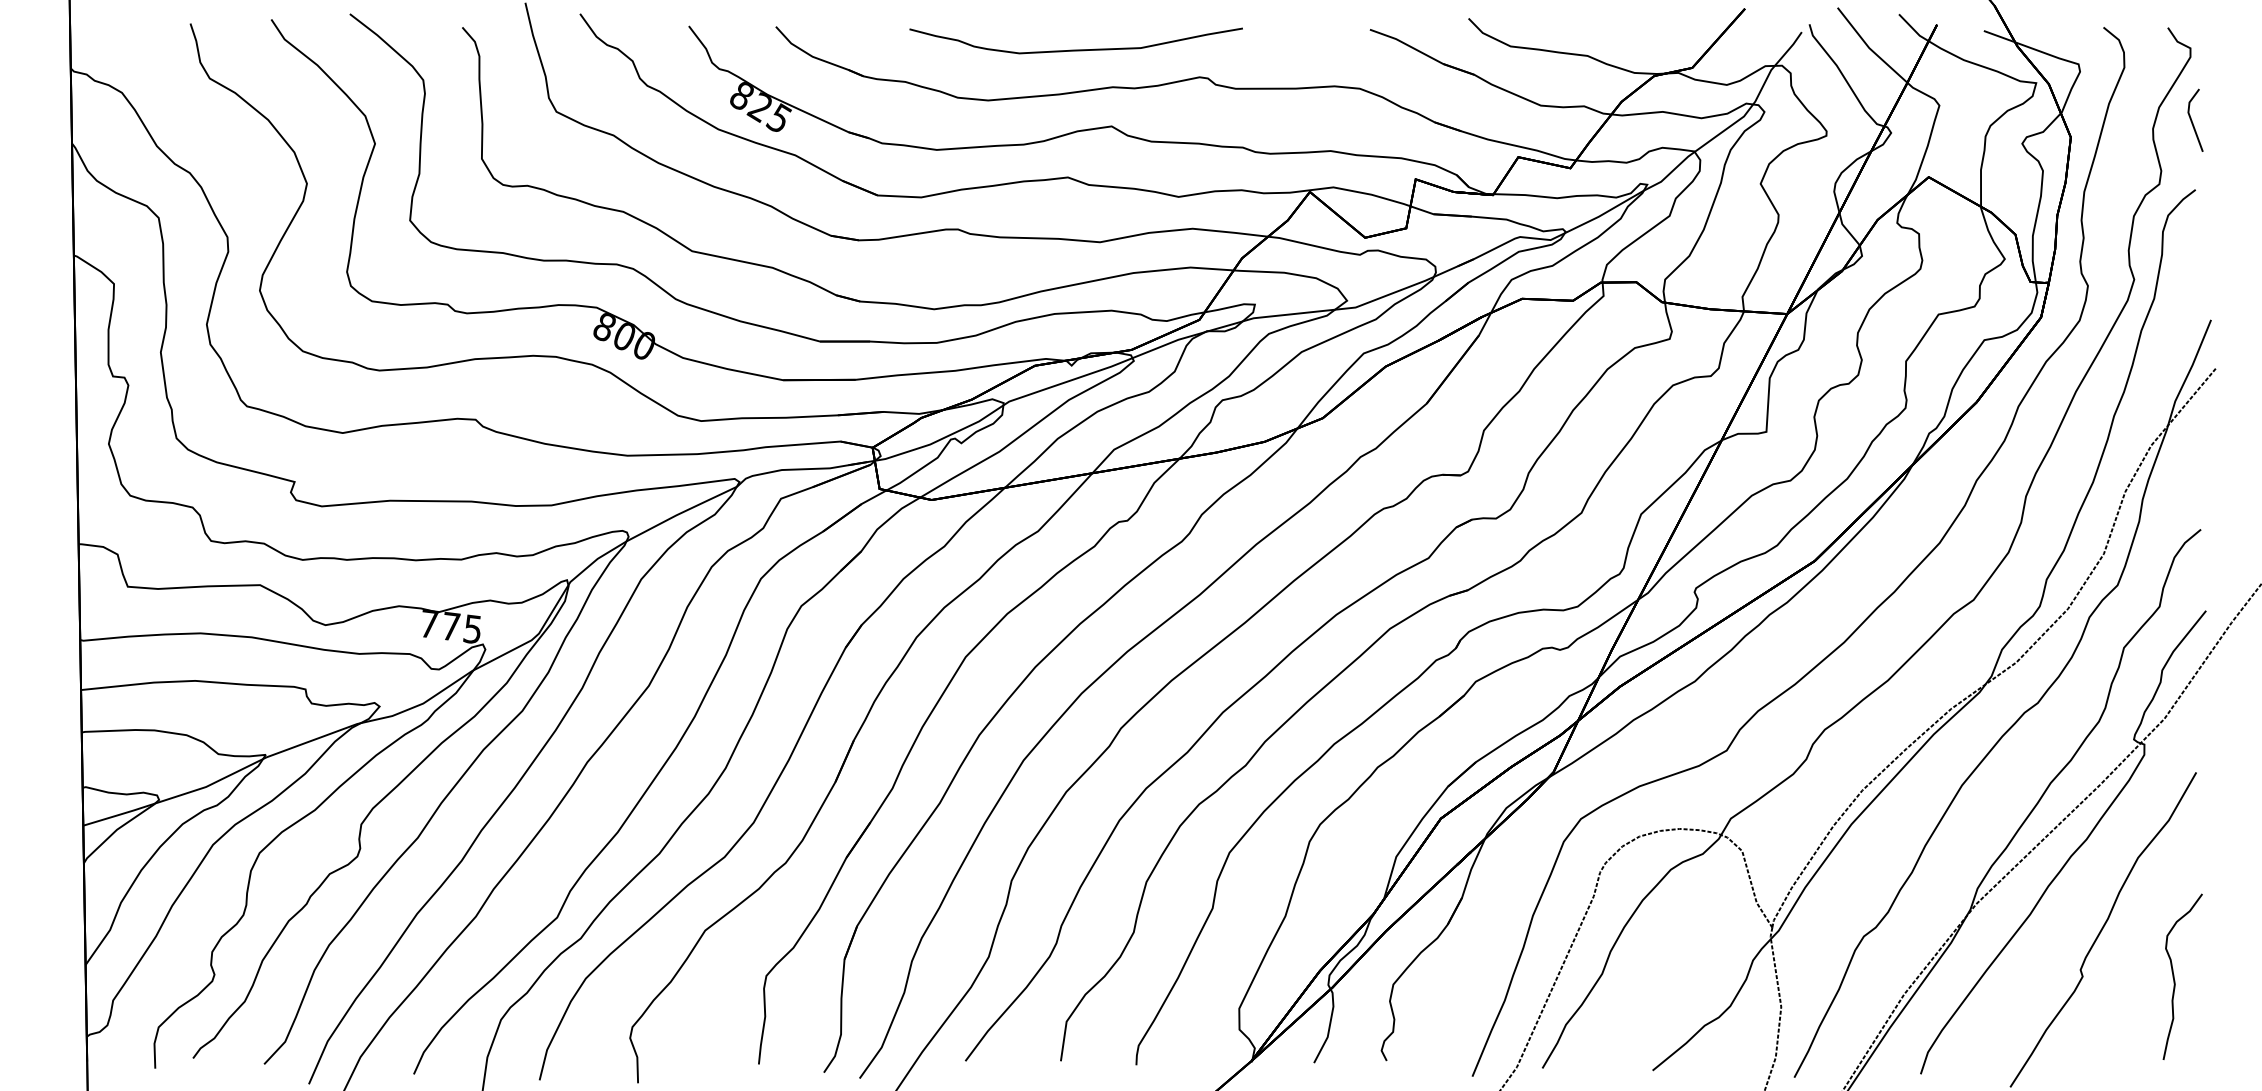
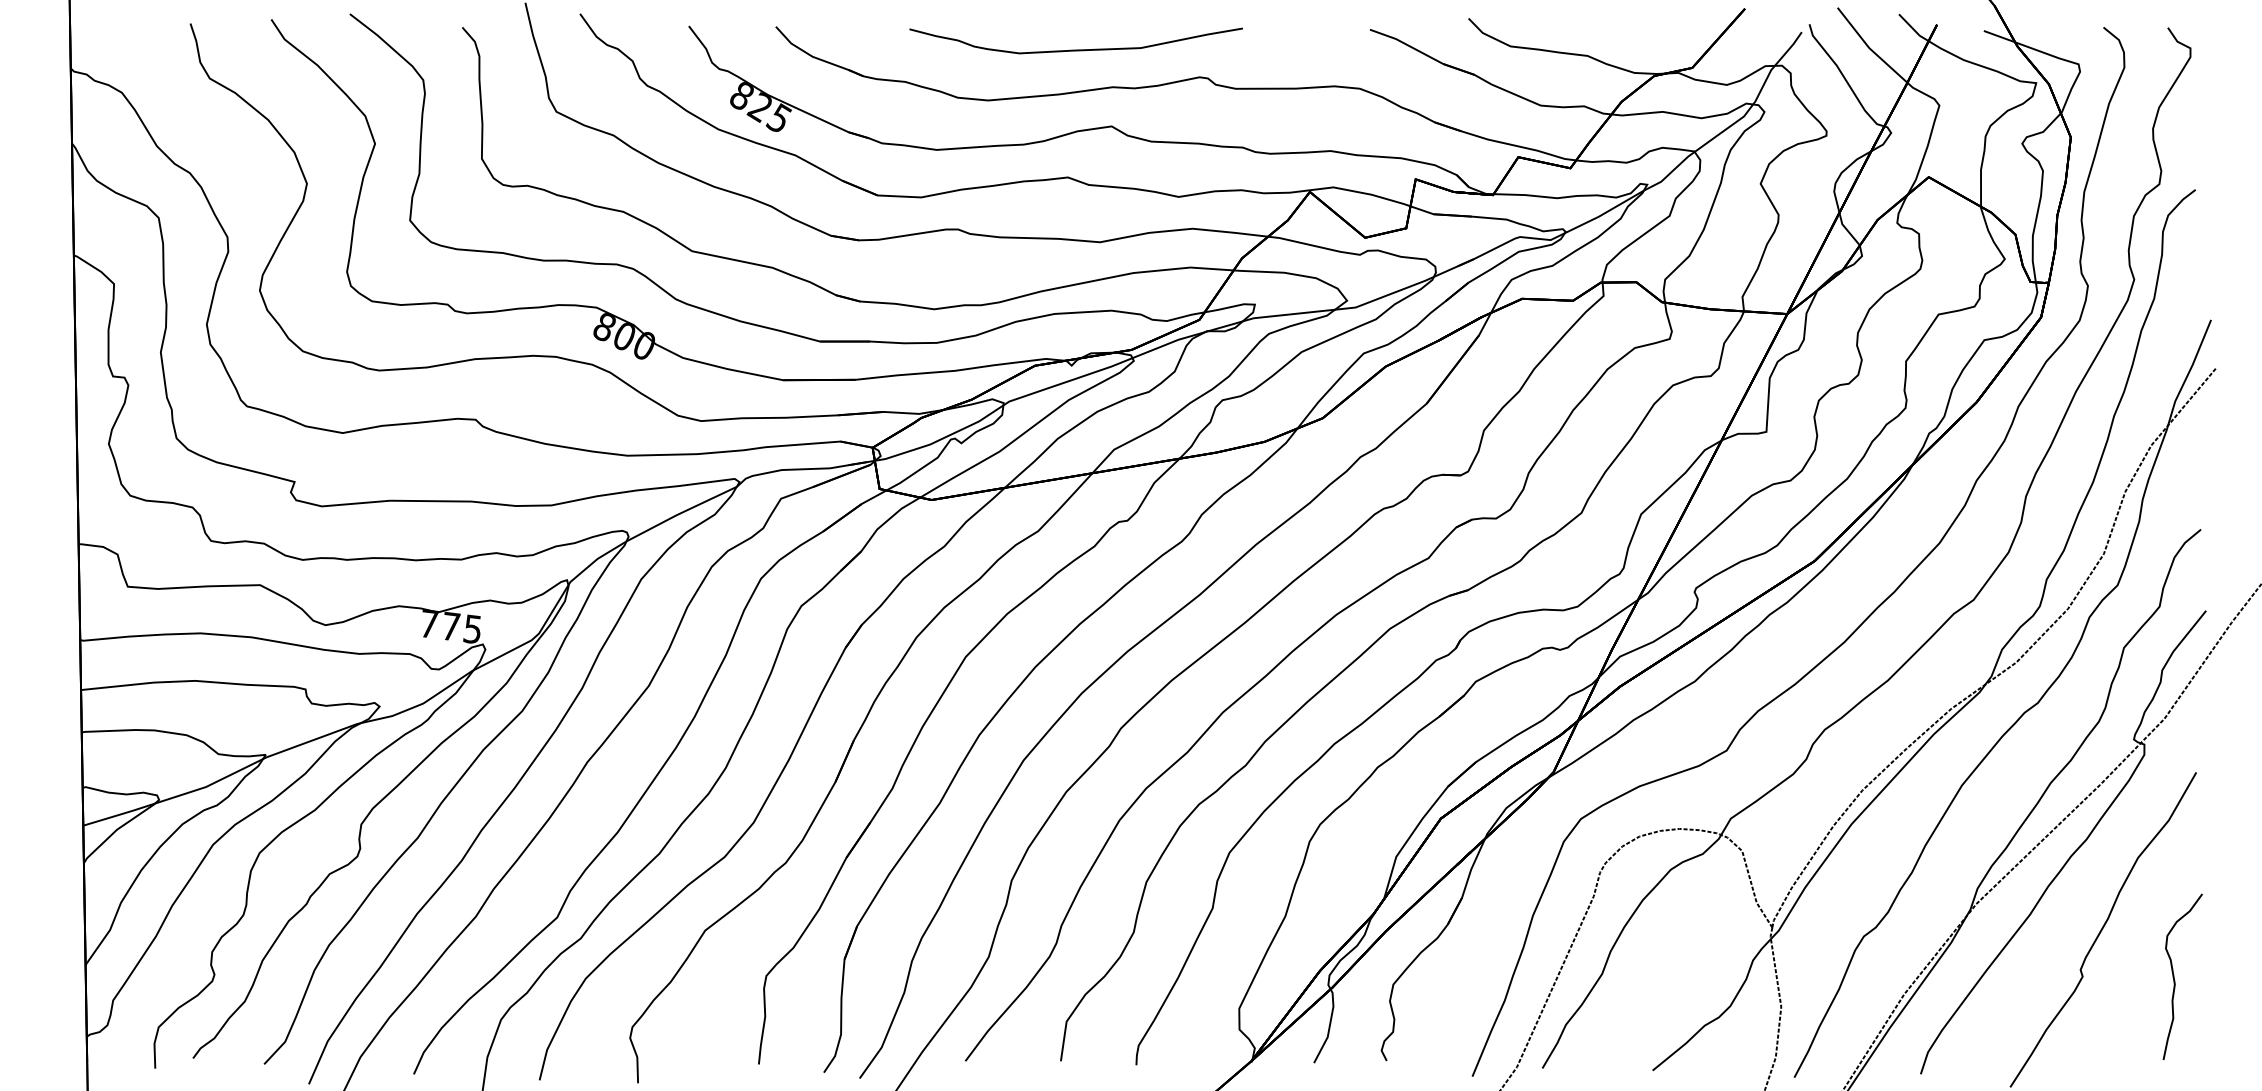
line: present -> none (2192, 120)
